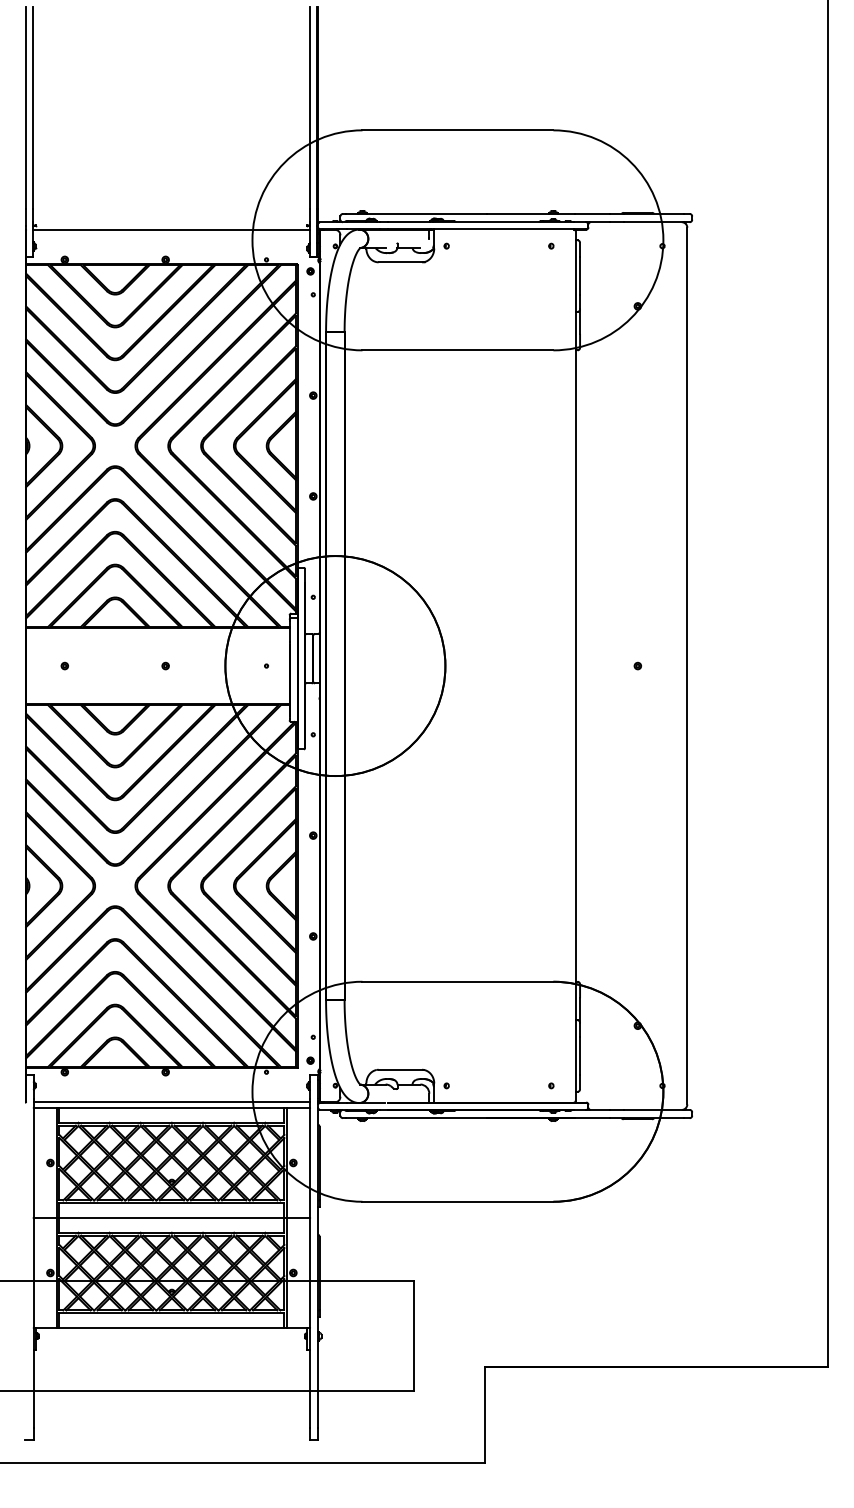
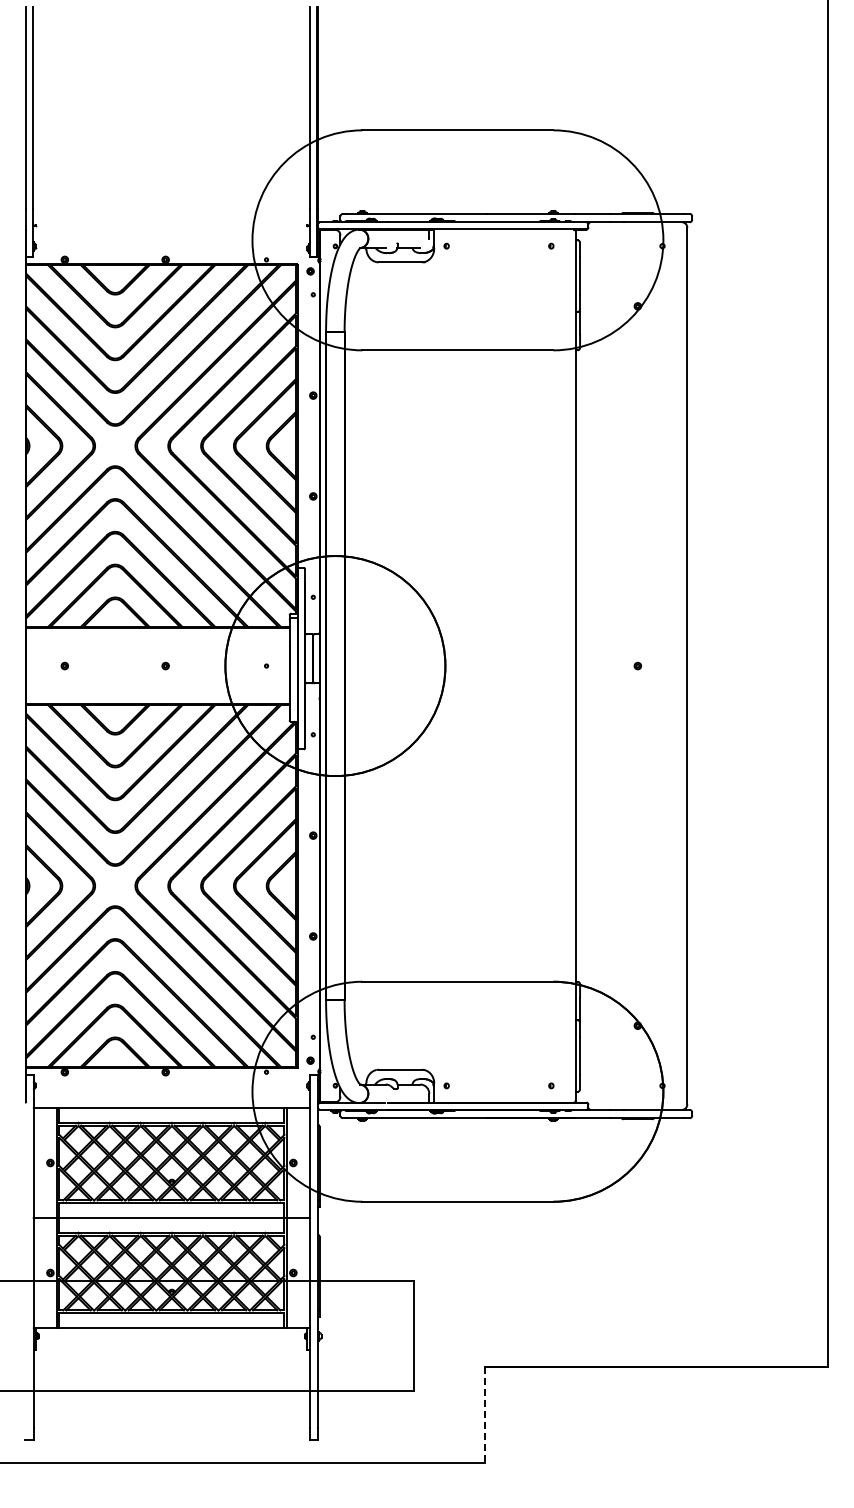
line: present -> none (171, 229)
line: present -> none (171, 1102)
line: solid -> dashed (485, 1414)
